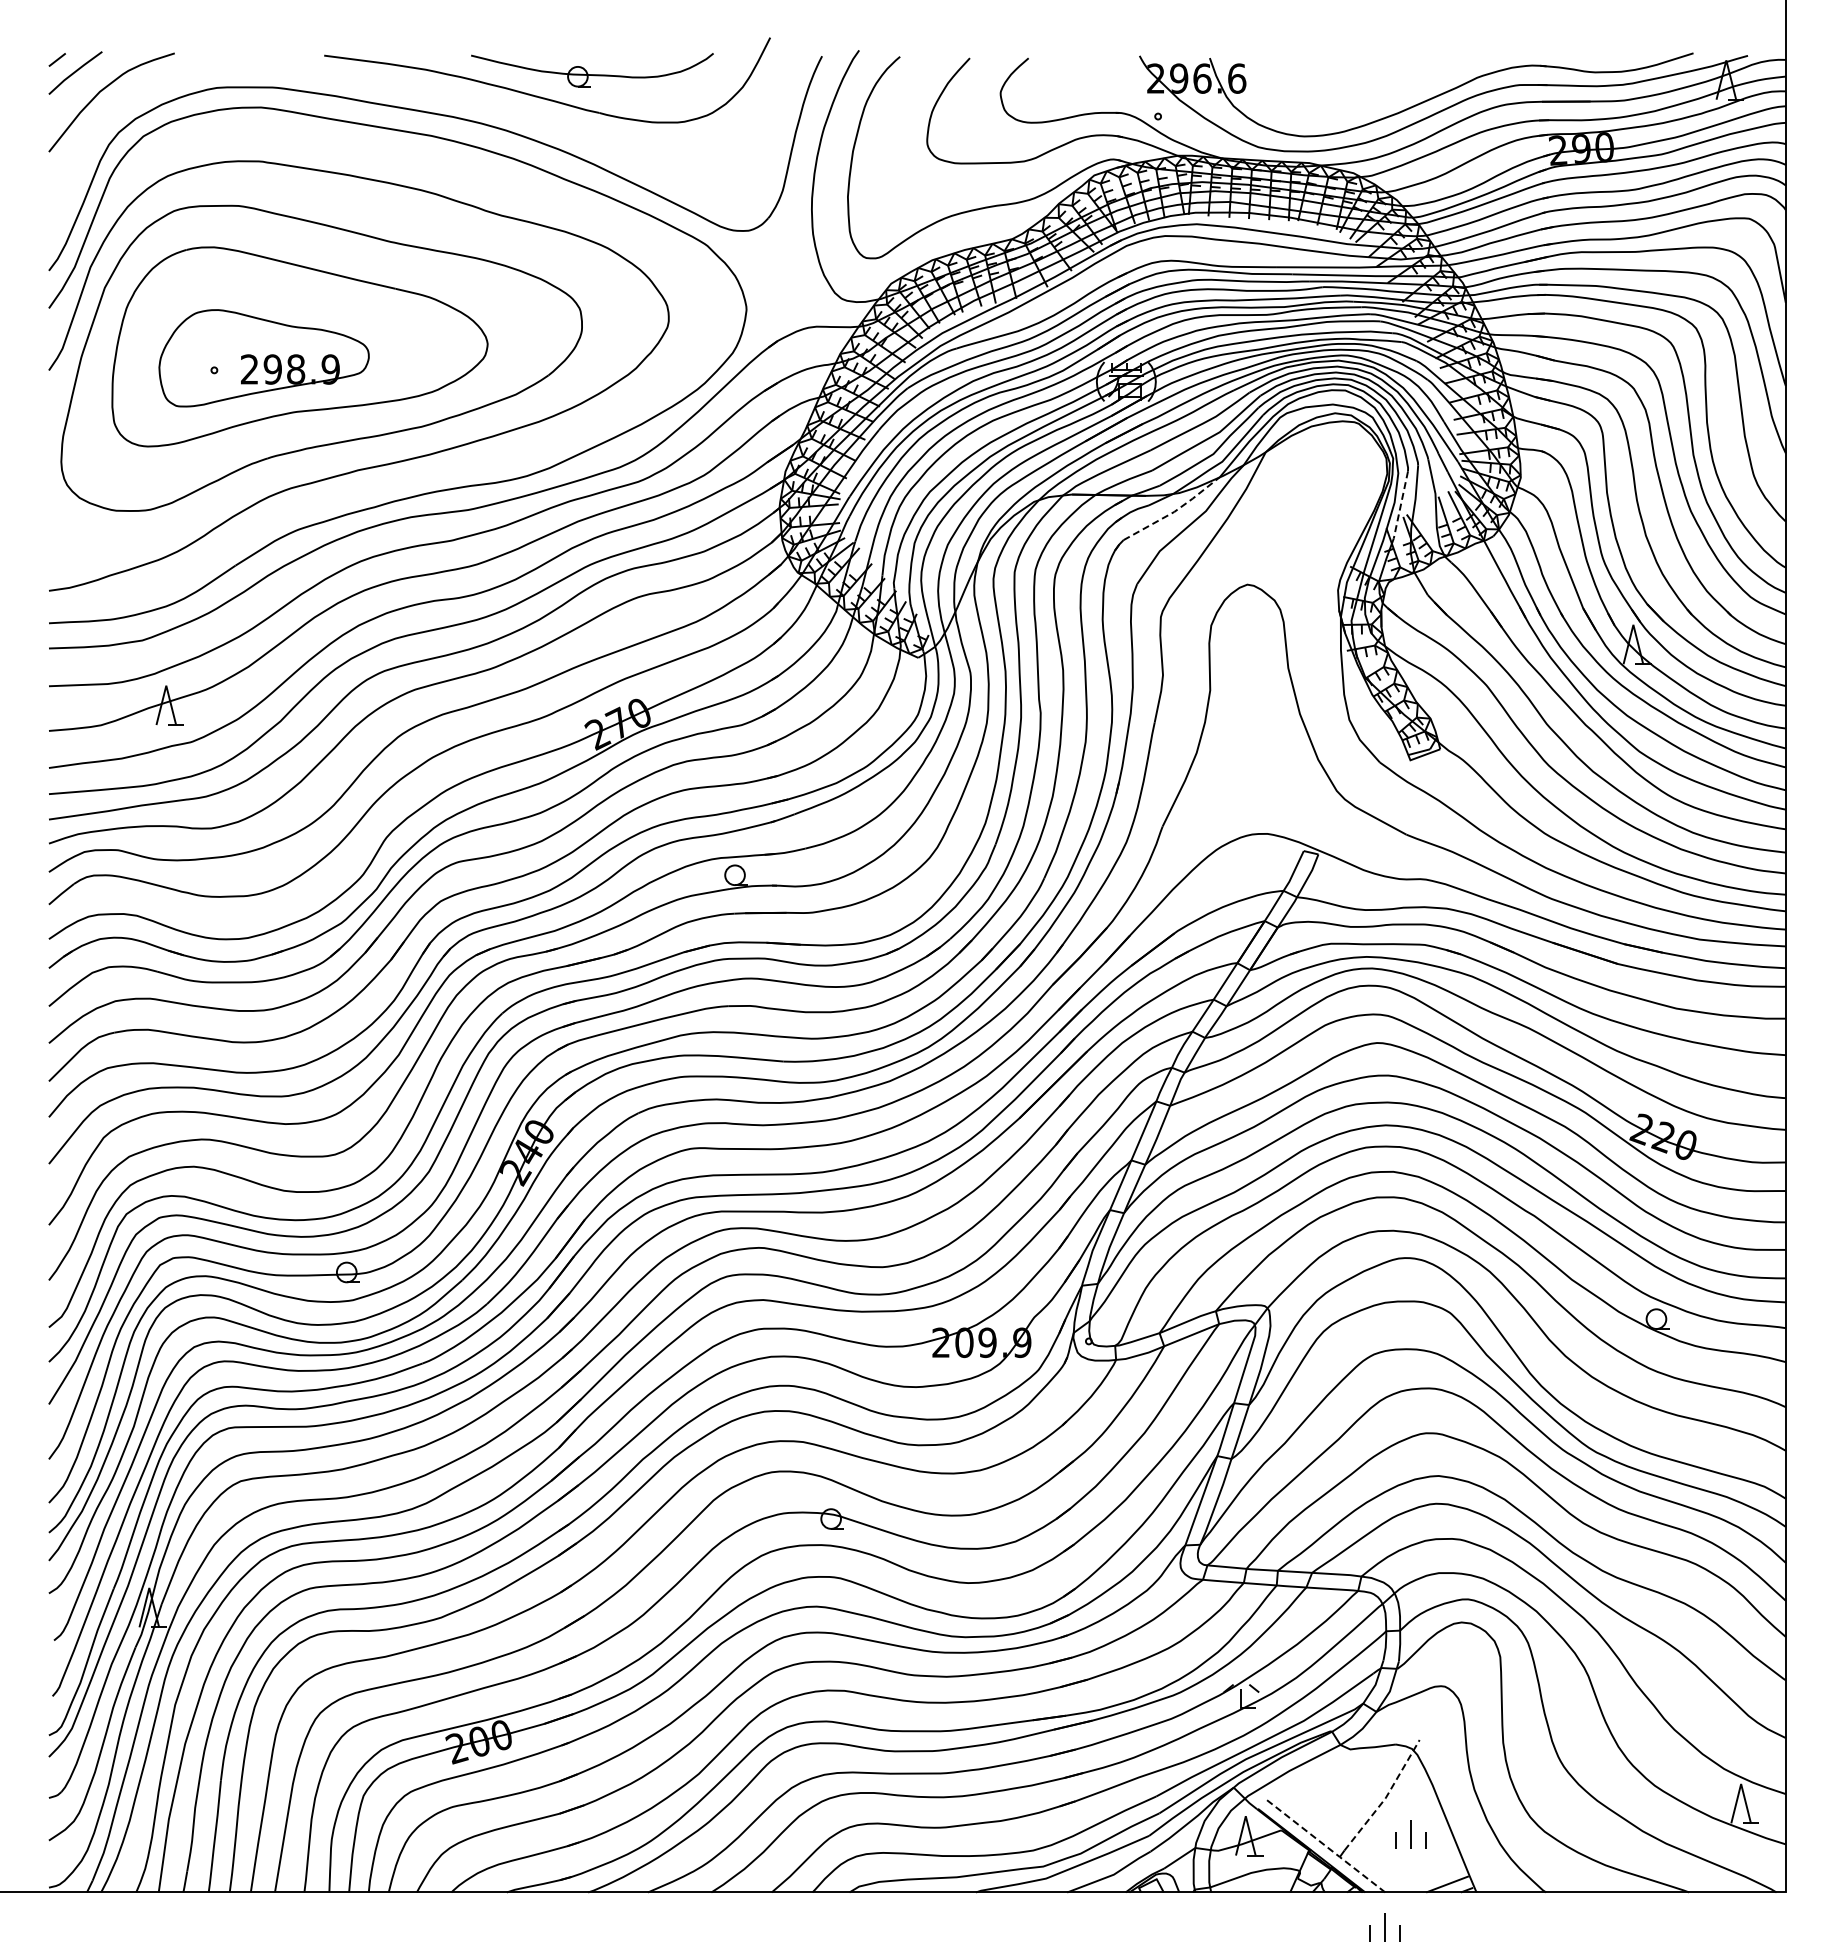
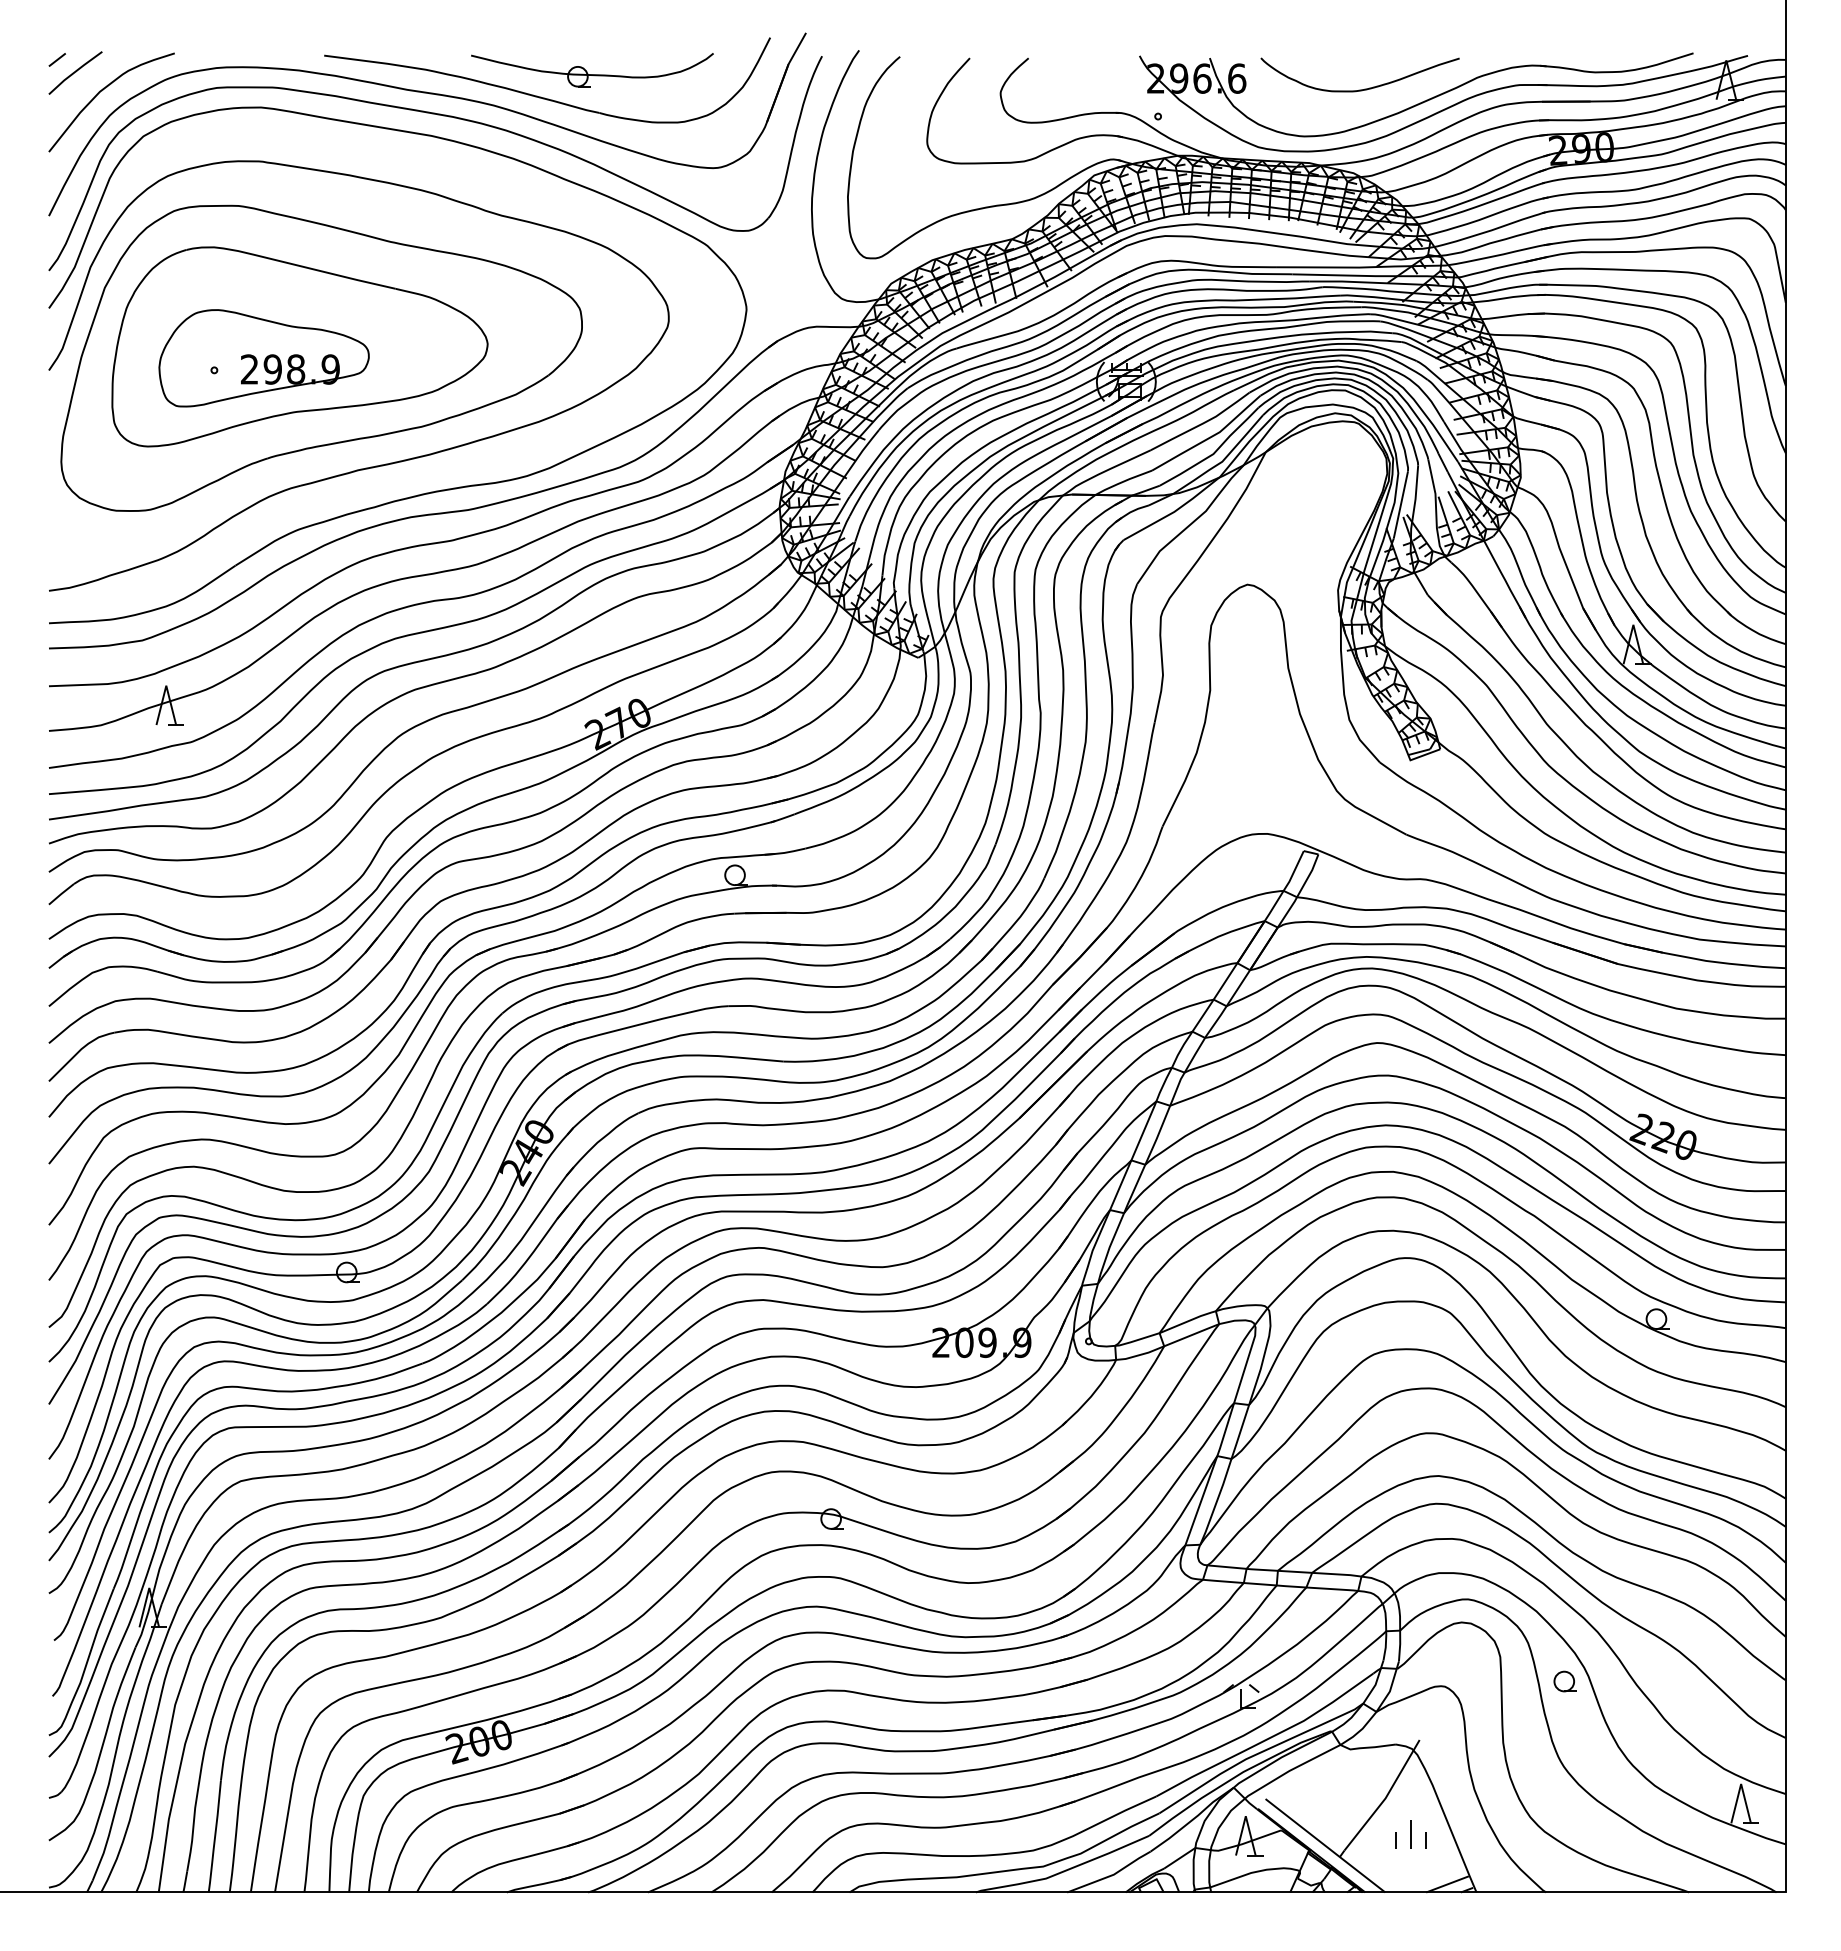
curve: none -> present (1364, 88)
part: none -> present (429, 94)
line: dashed -> solid (1400, 505)
line: dashed -> solid (1174, 511)
part: none -> present (1564, 1681)
line: dashed -> solid (1385, 1798)
line: dashed -> solid (1325, 1846)
part: present -> none (1384, 1927)
